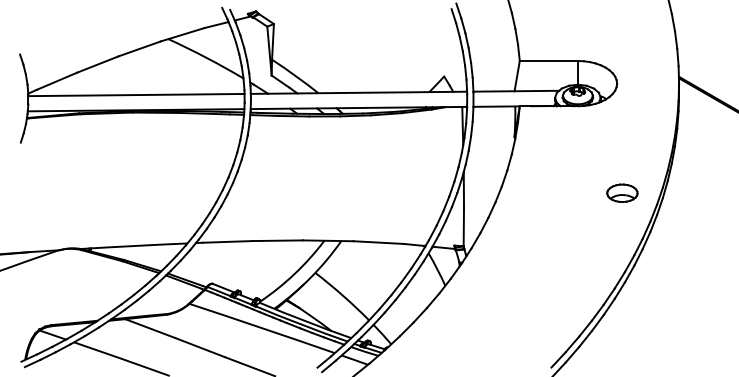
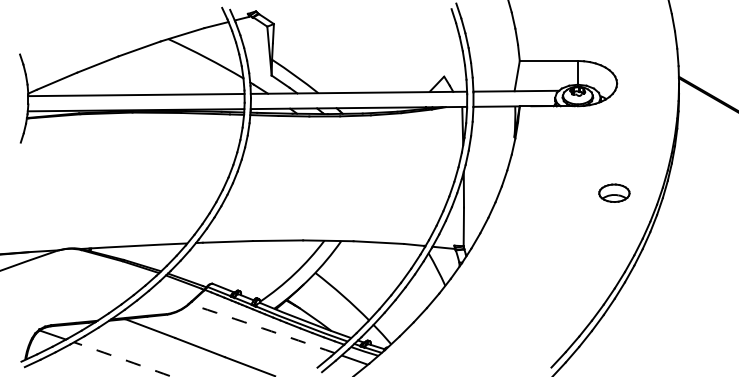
part position: (622, 192) -> (614, 192) (614, 192)
arc: solid -> dashed (262, 328)
arc: solid -> dashed (122, 359)
